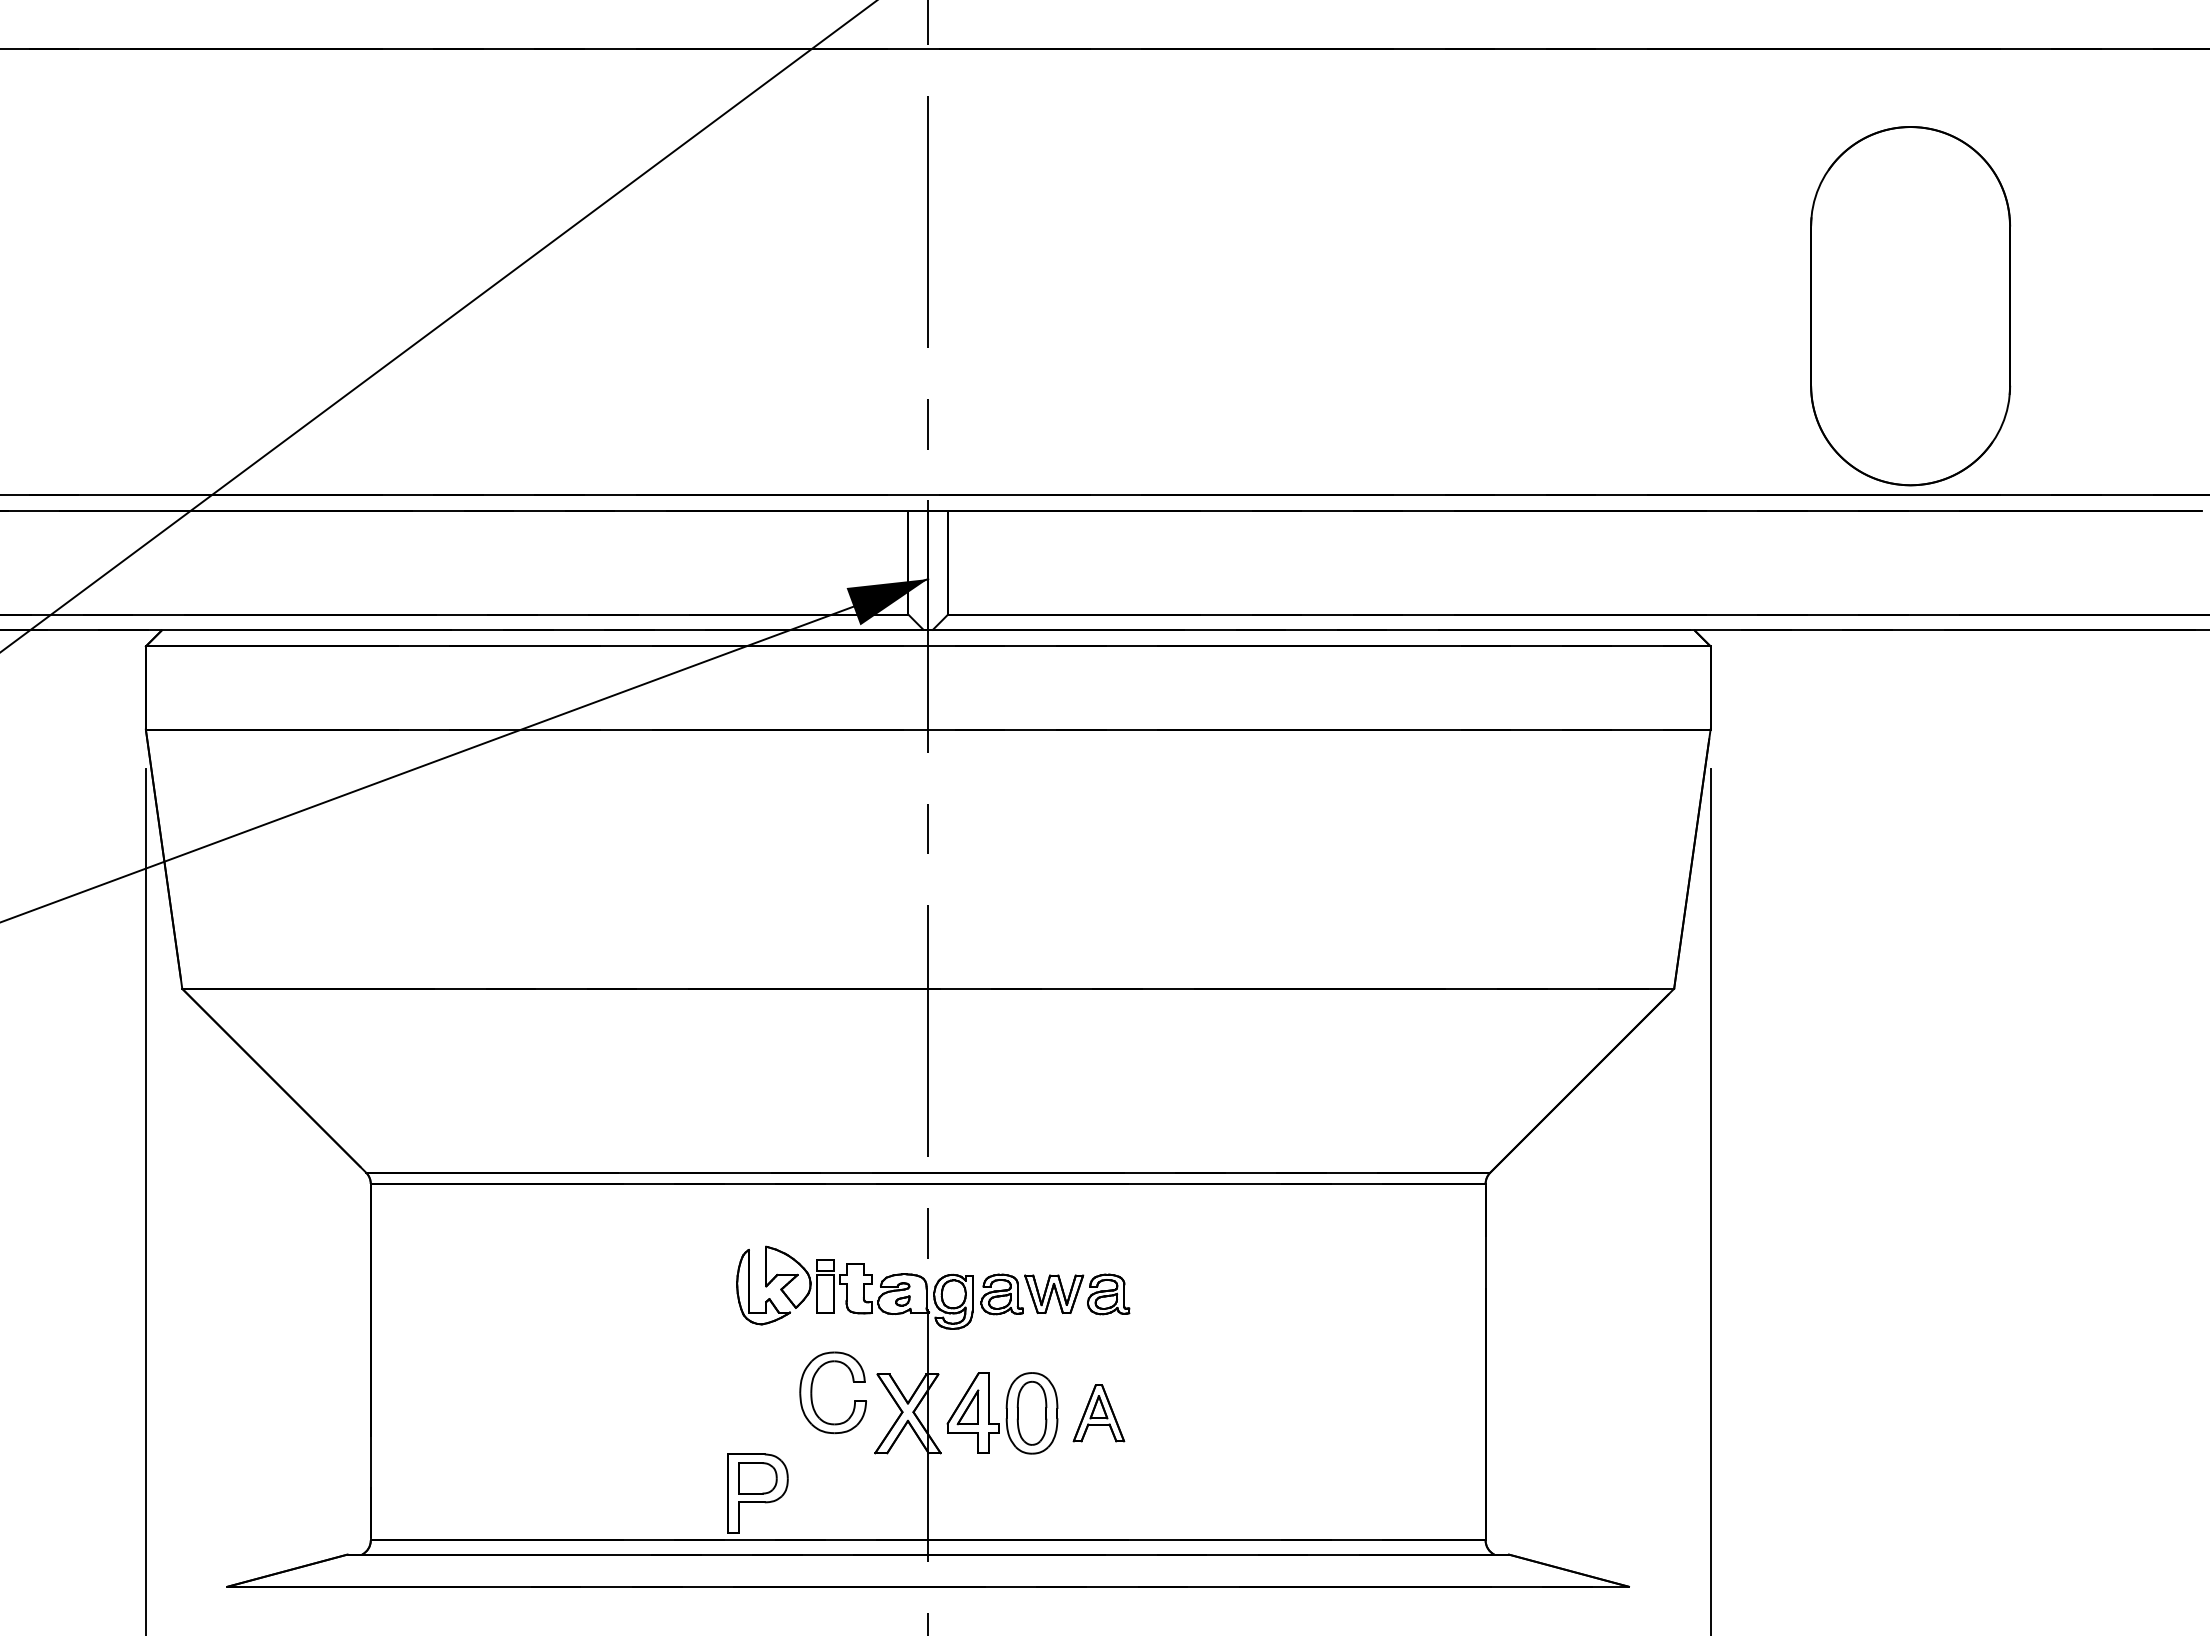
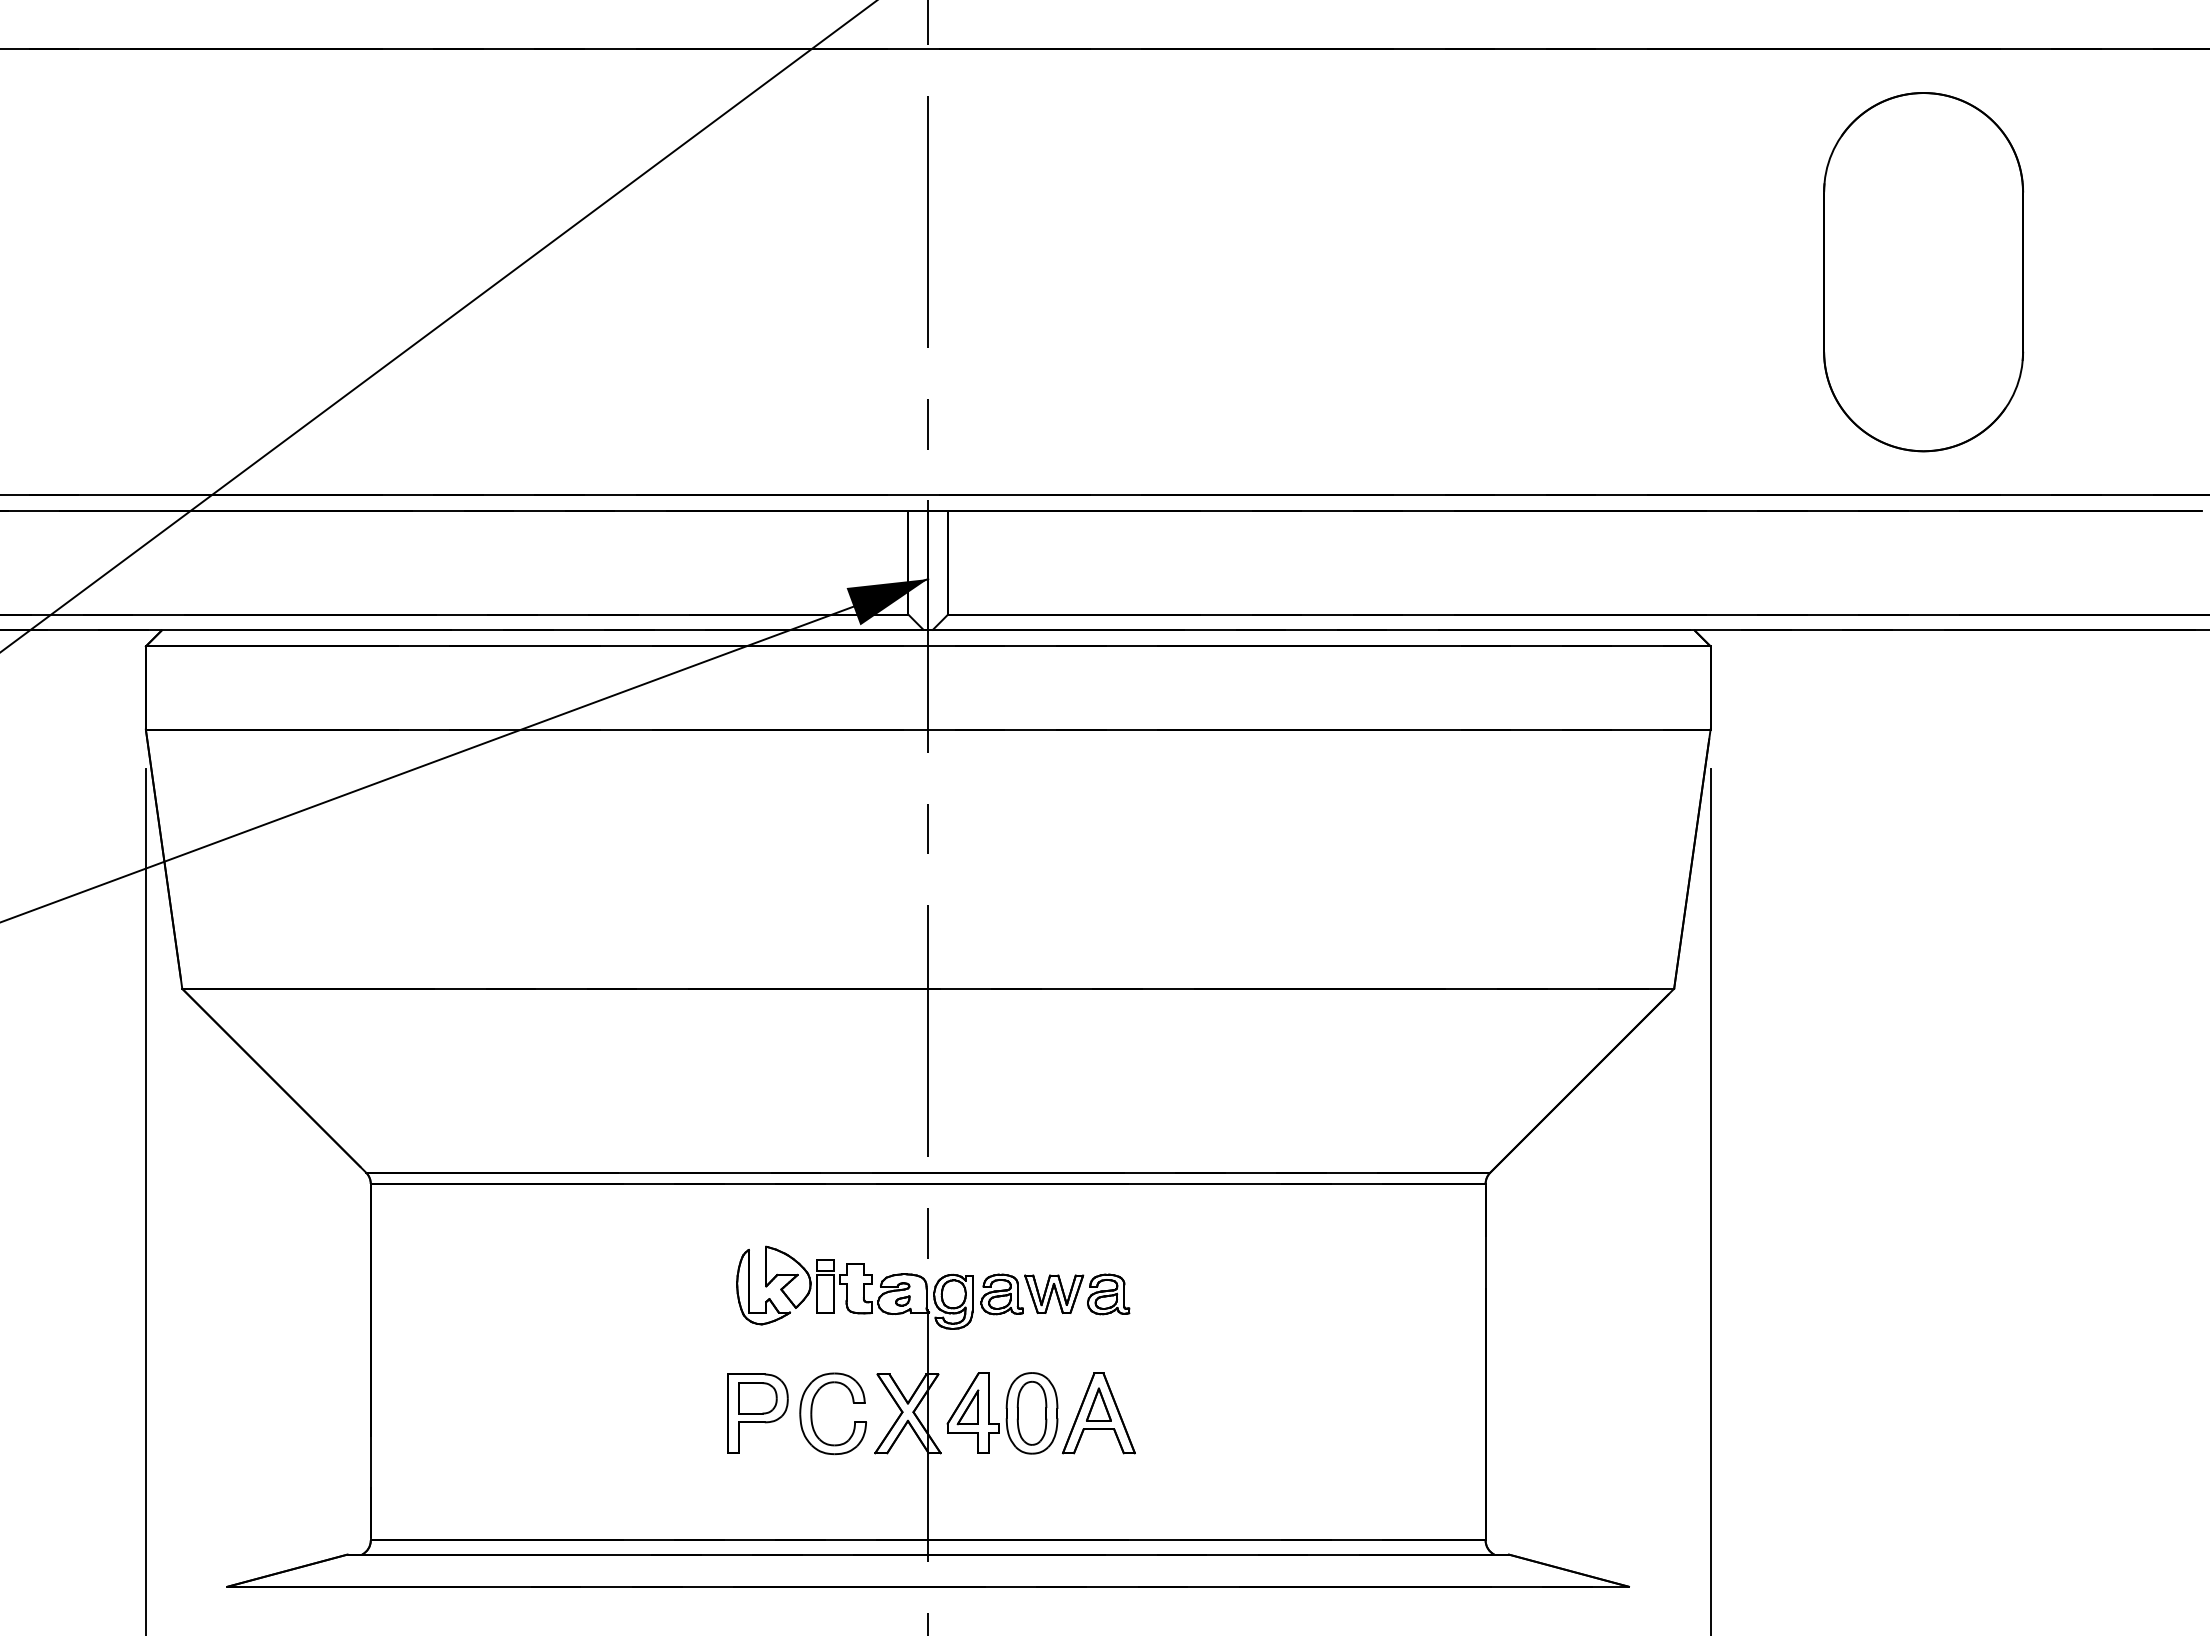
part position: (1910, 306) -> (1923, 272) (1923, 272)
part position: (812, 1392) -> (812, 1413) (812, 1413)
part size: 54x59 px -> 74x83 px (1098, 1413)
part position: (757, 1493) -> (757, 1413) (757, 1413)
